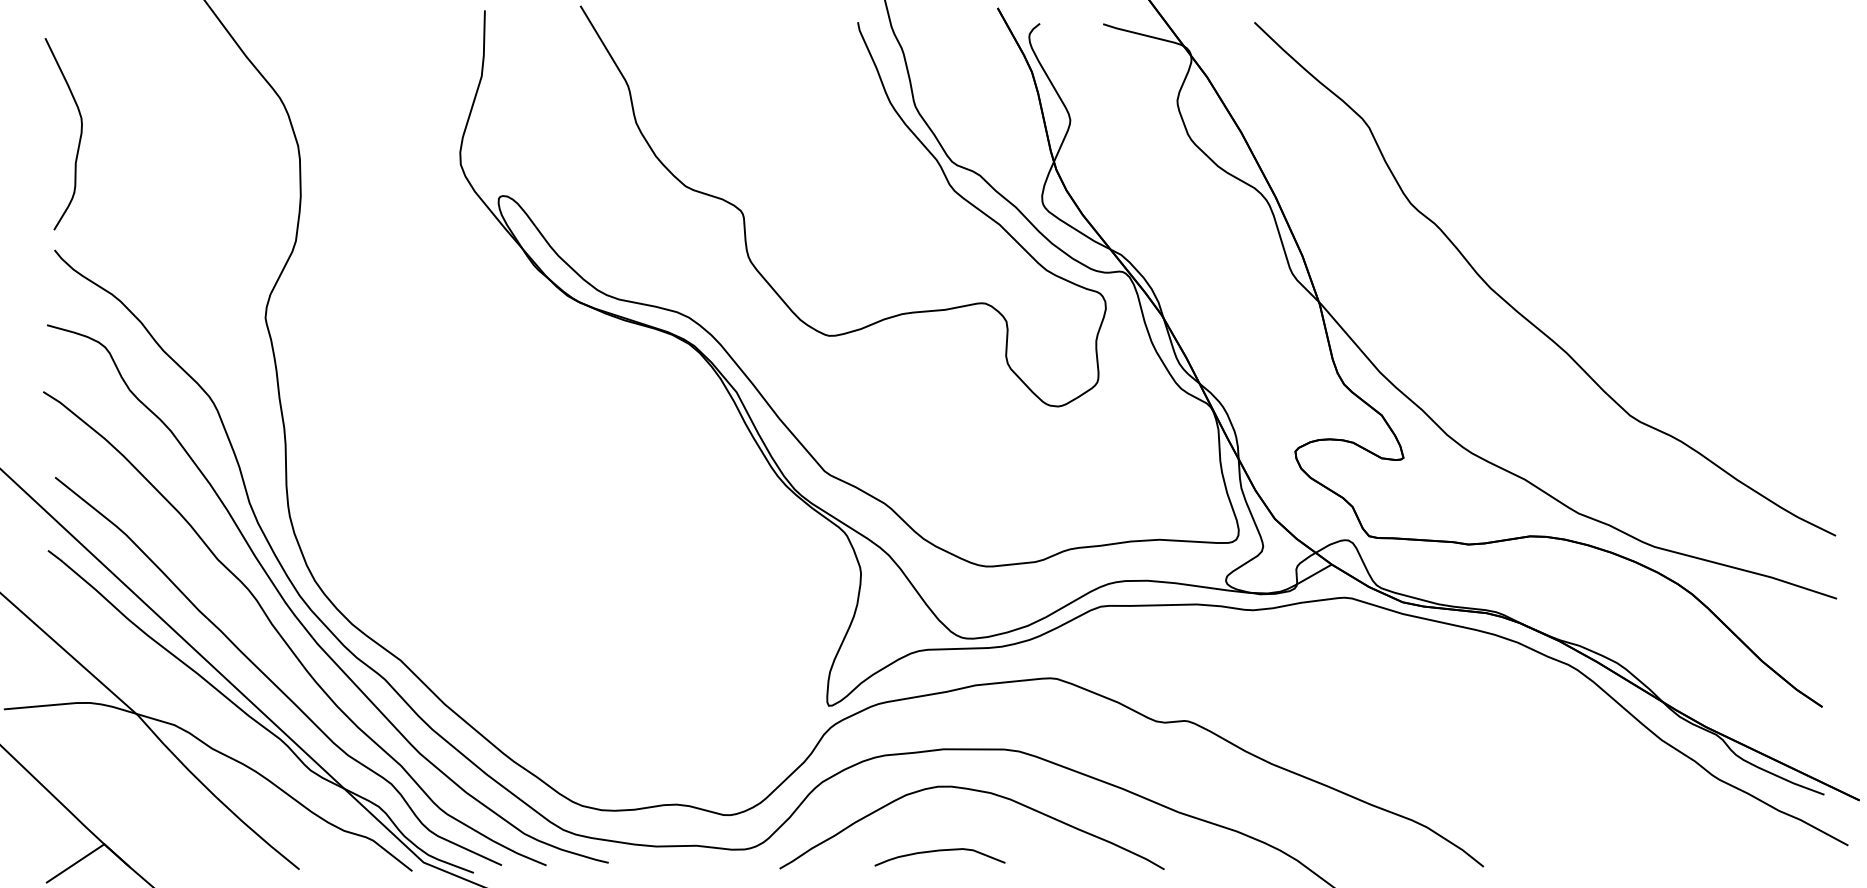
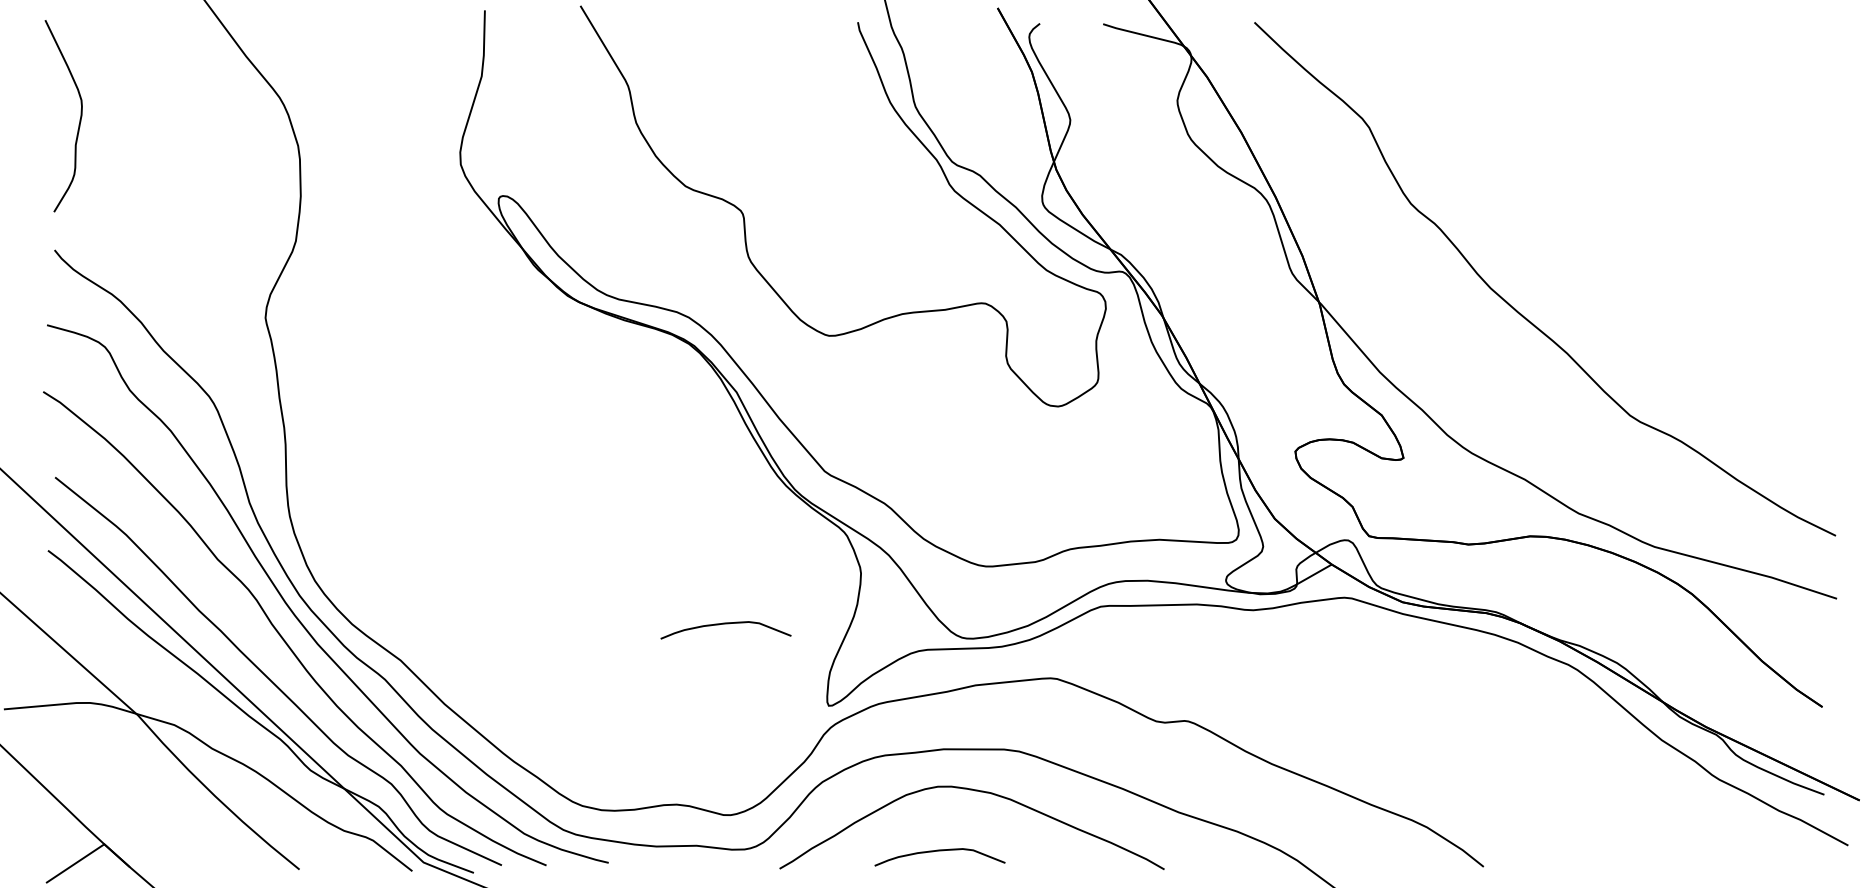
curve position: (79, 137) -> (79, 119) (79, 119)
curve: none -> present (725, 624)
